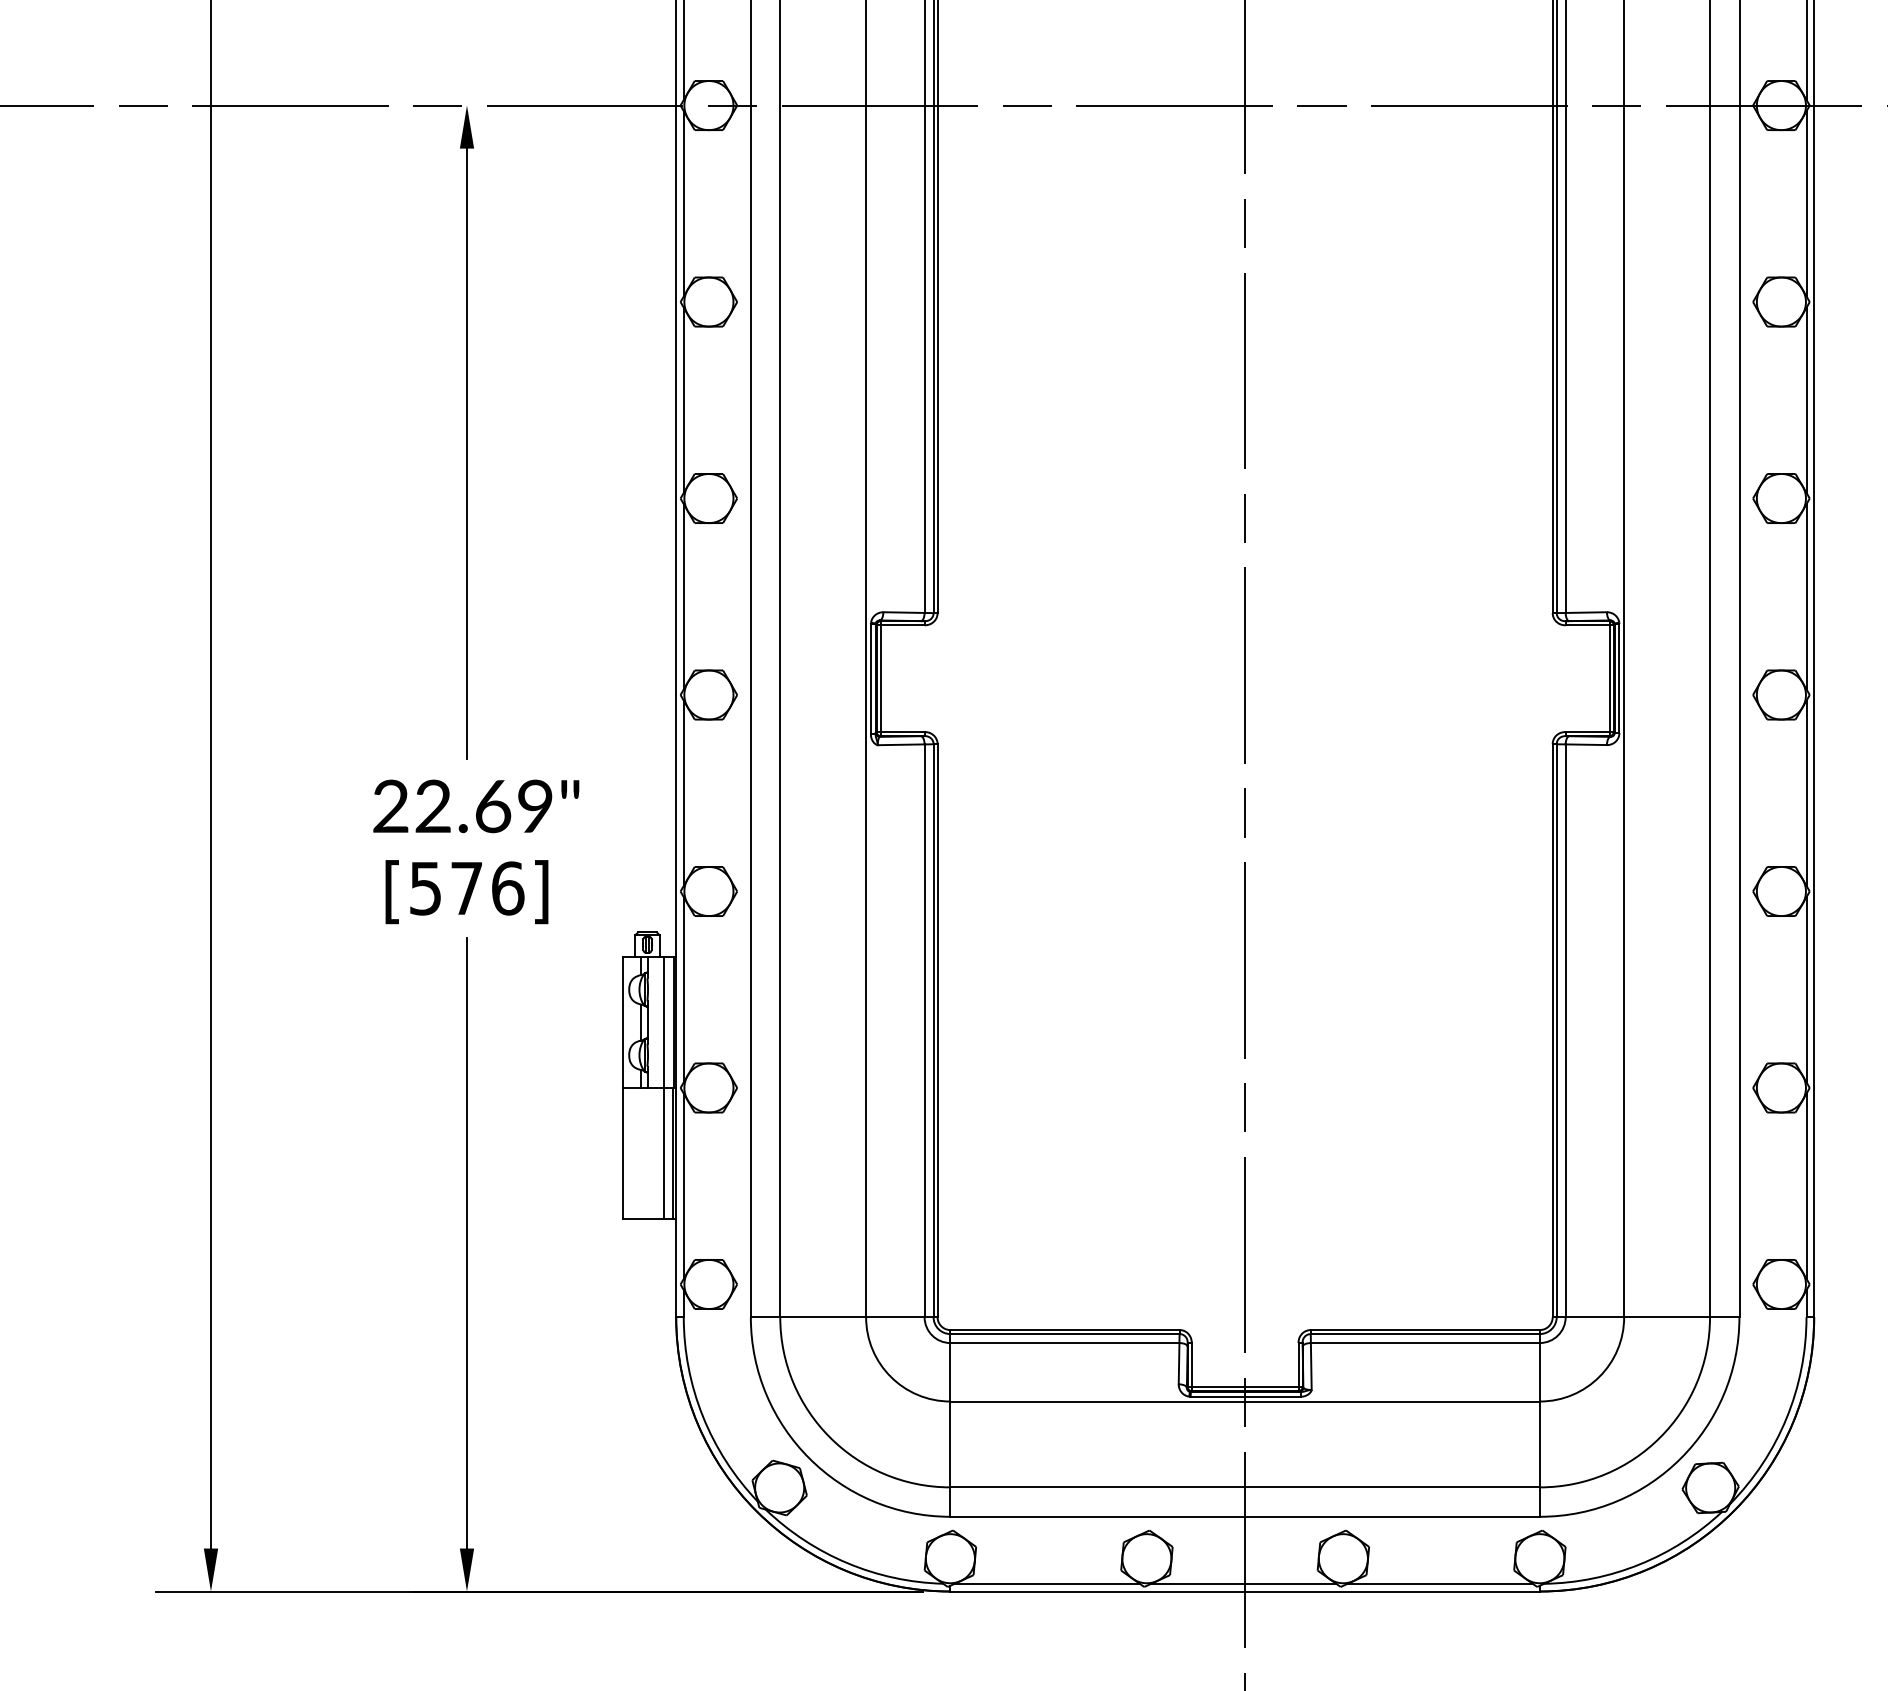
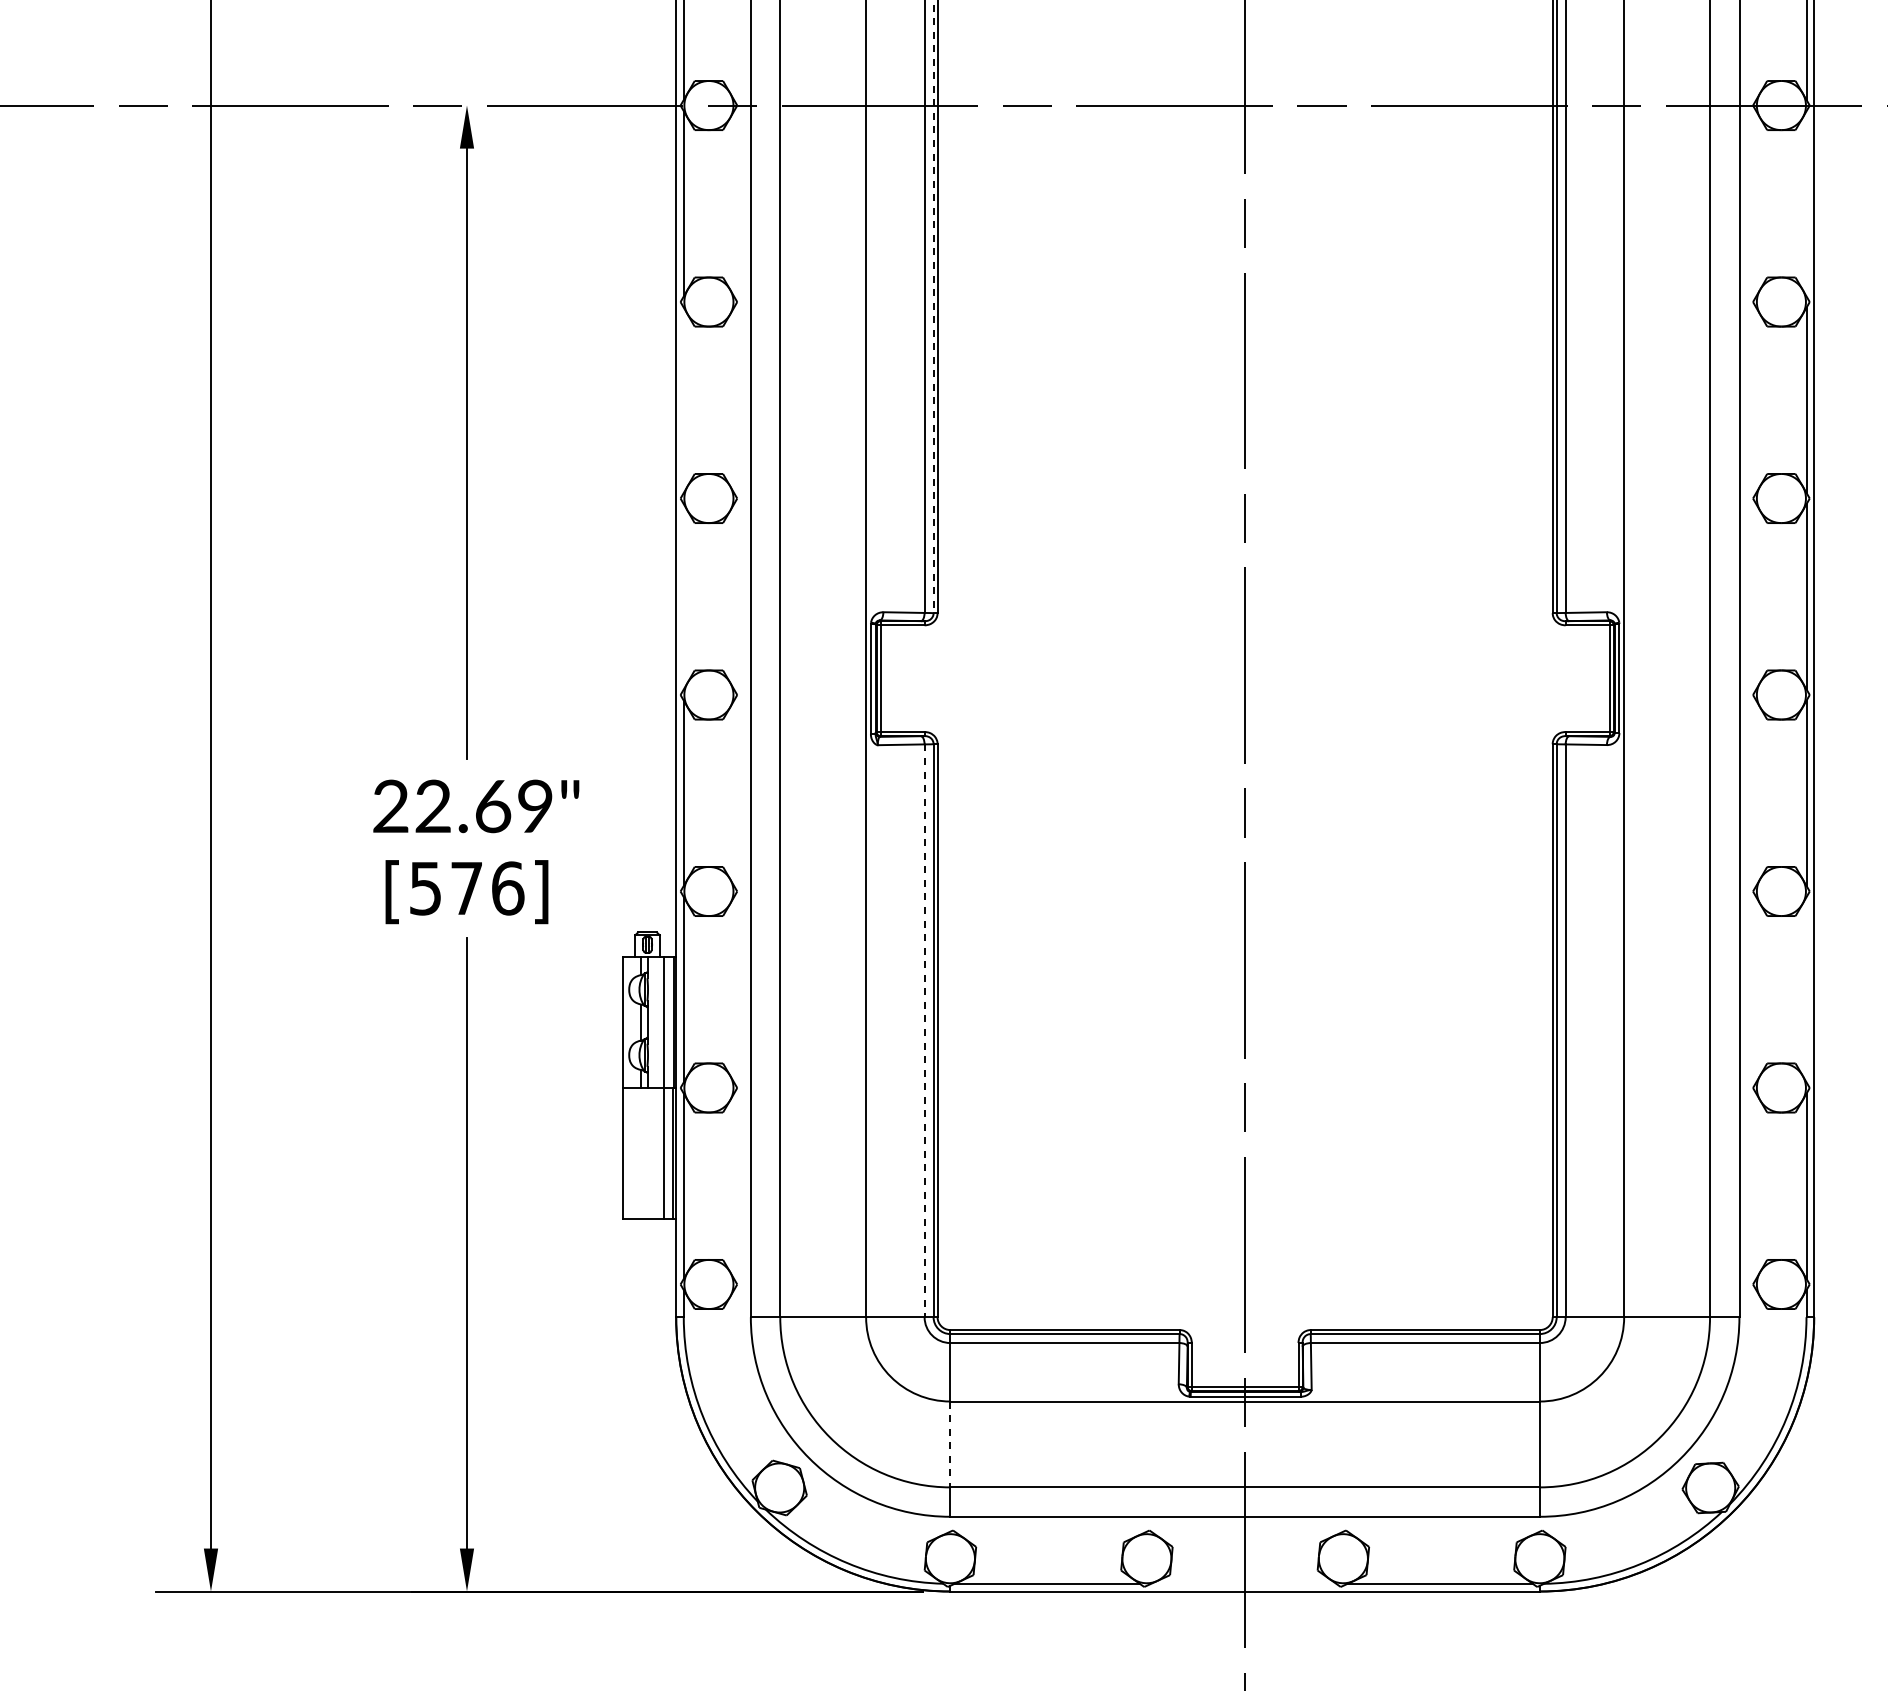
line: present -> none (1806, 203)
line: solid -> dashed (933, 307)
line: present -> none (683, 399)
line: present -> none (683, 596)
line: present -> none (1806, 989)
line: solid -> dashed (924, 1031)
line: solid -> dashed (950, 1444)
line: present -> none (1243, 1583)
